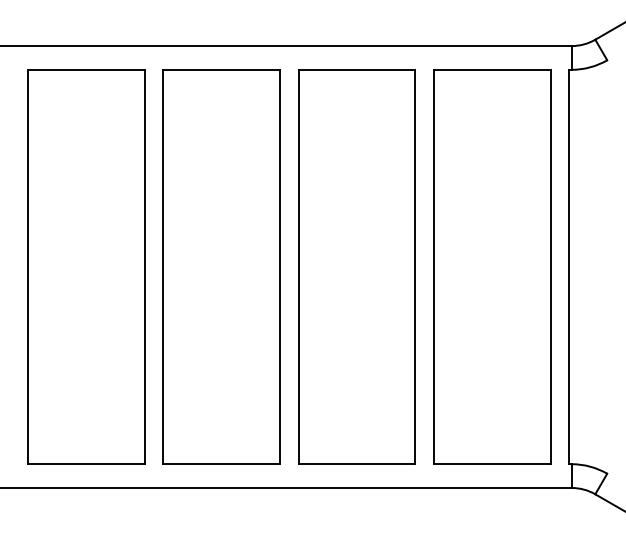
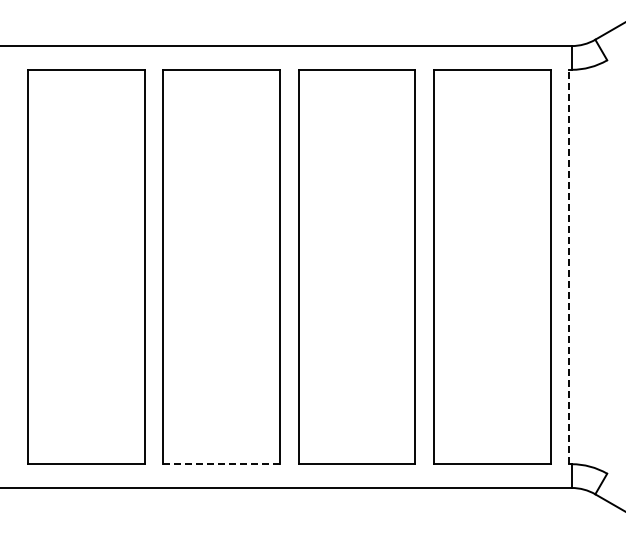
line: solid -> dashed (569, 266)
line: solid -> dashed (222, 464)
